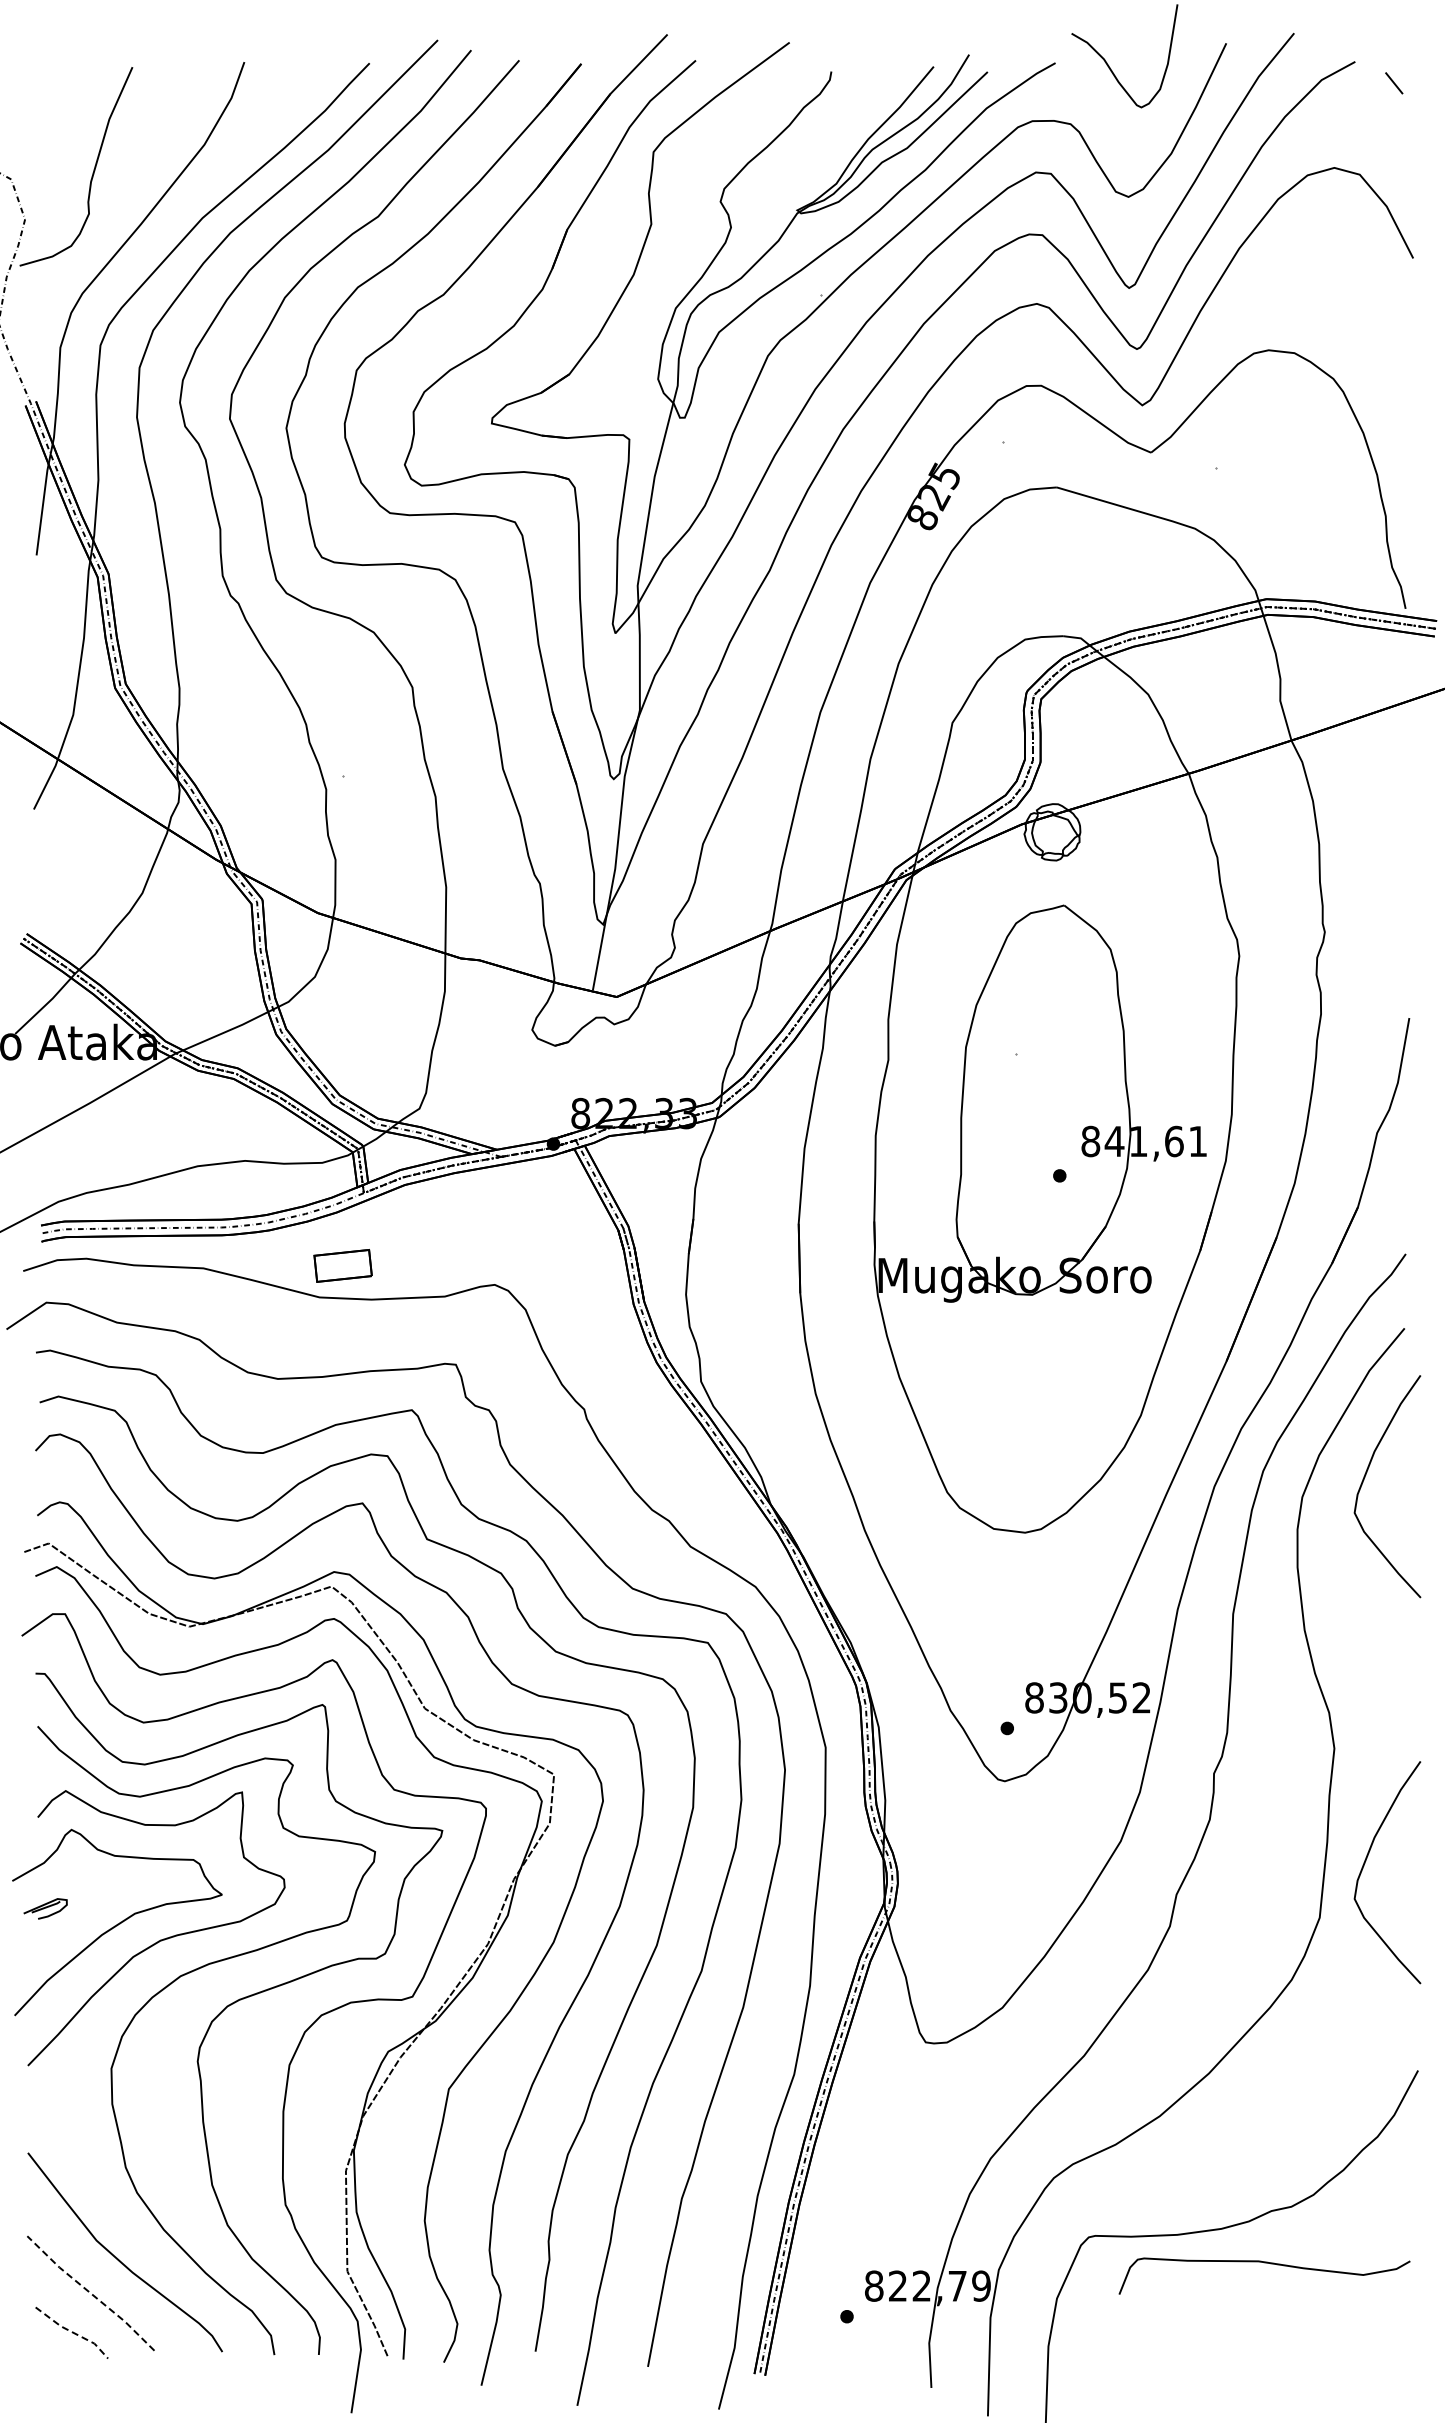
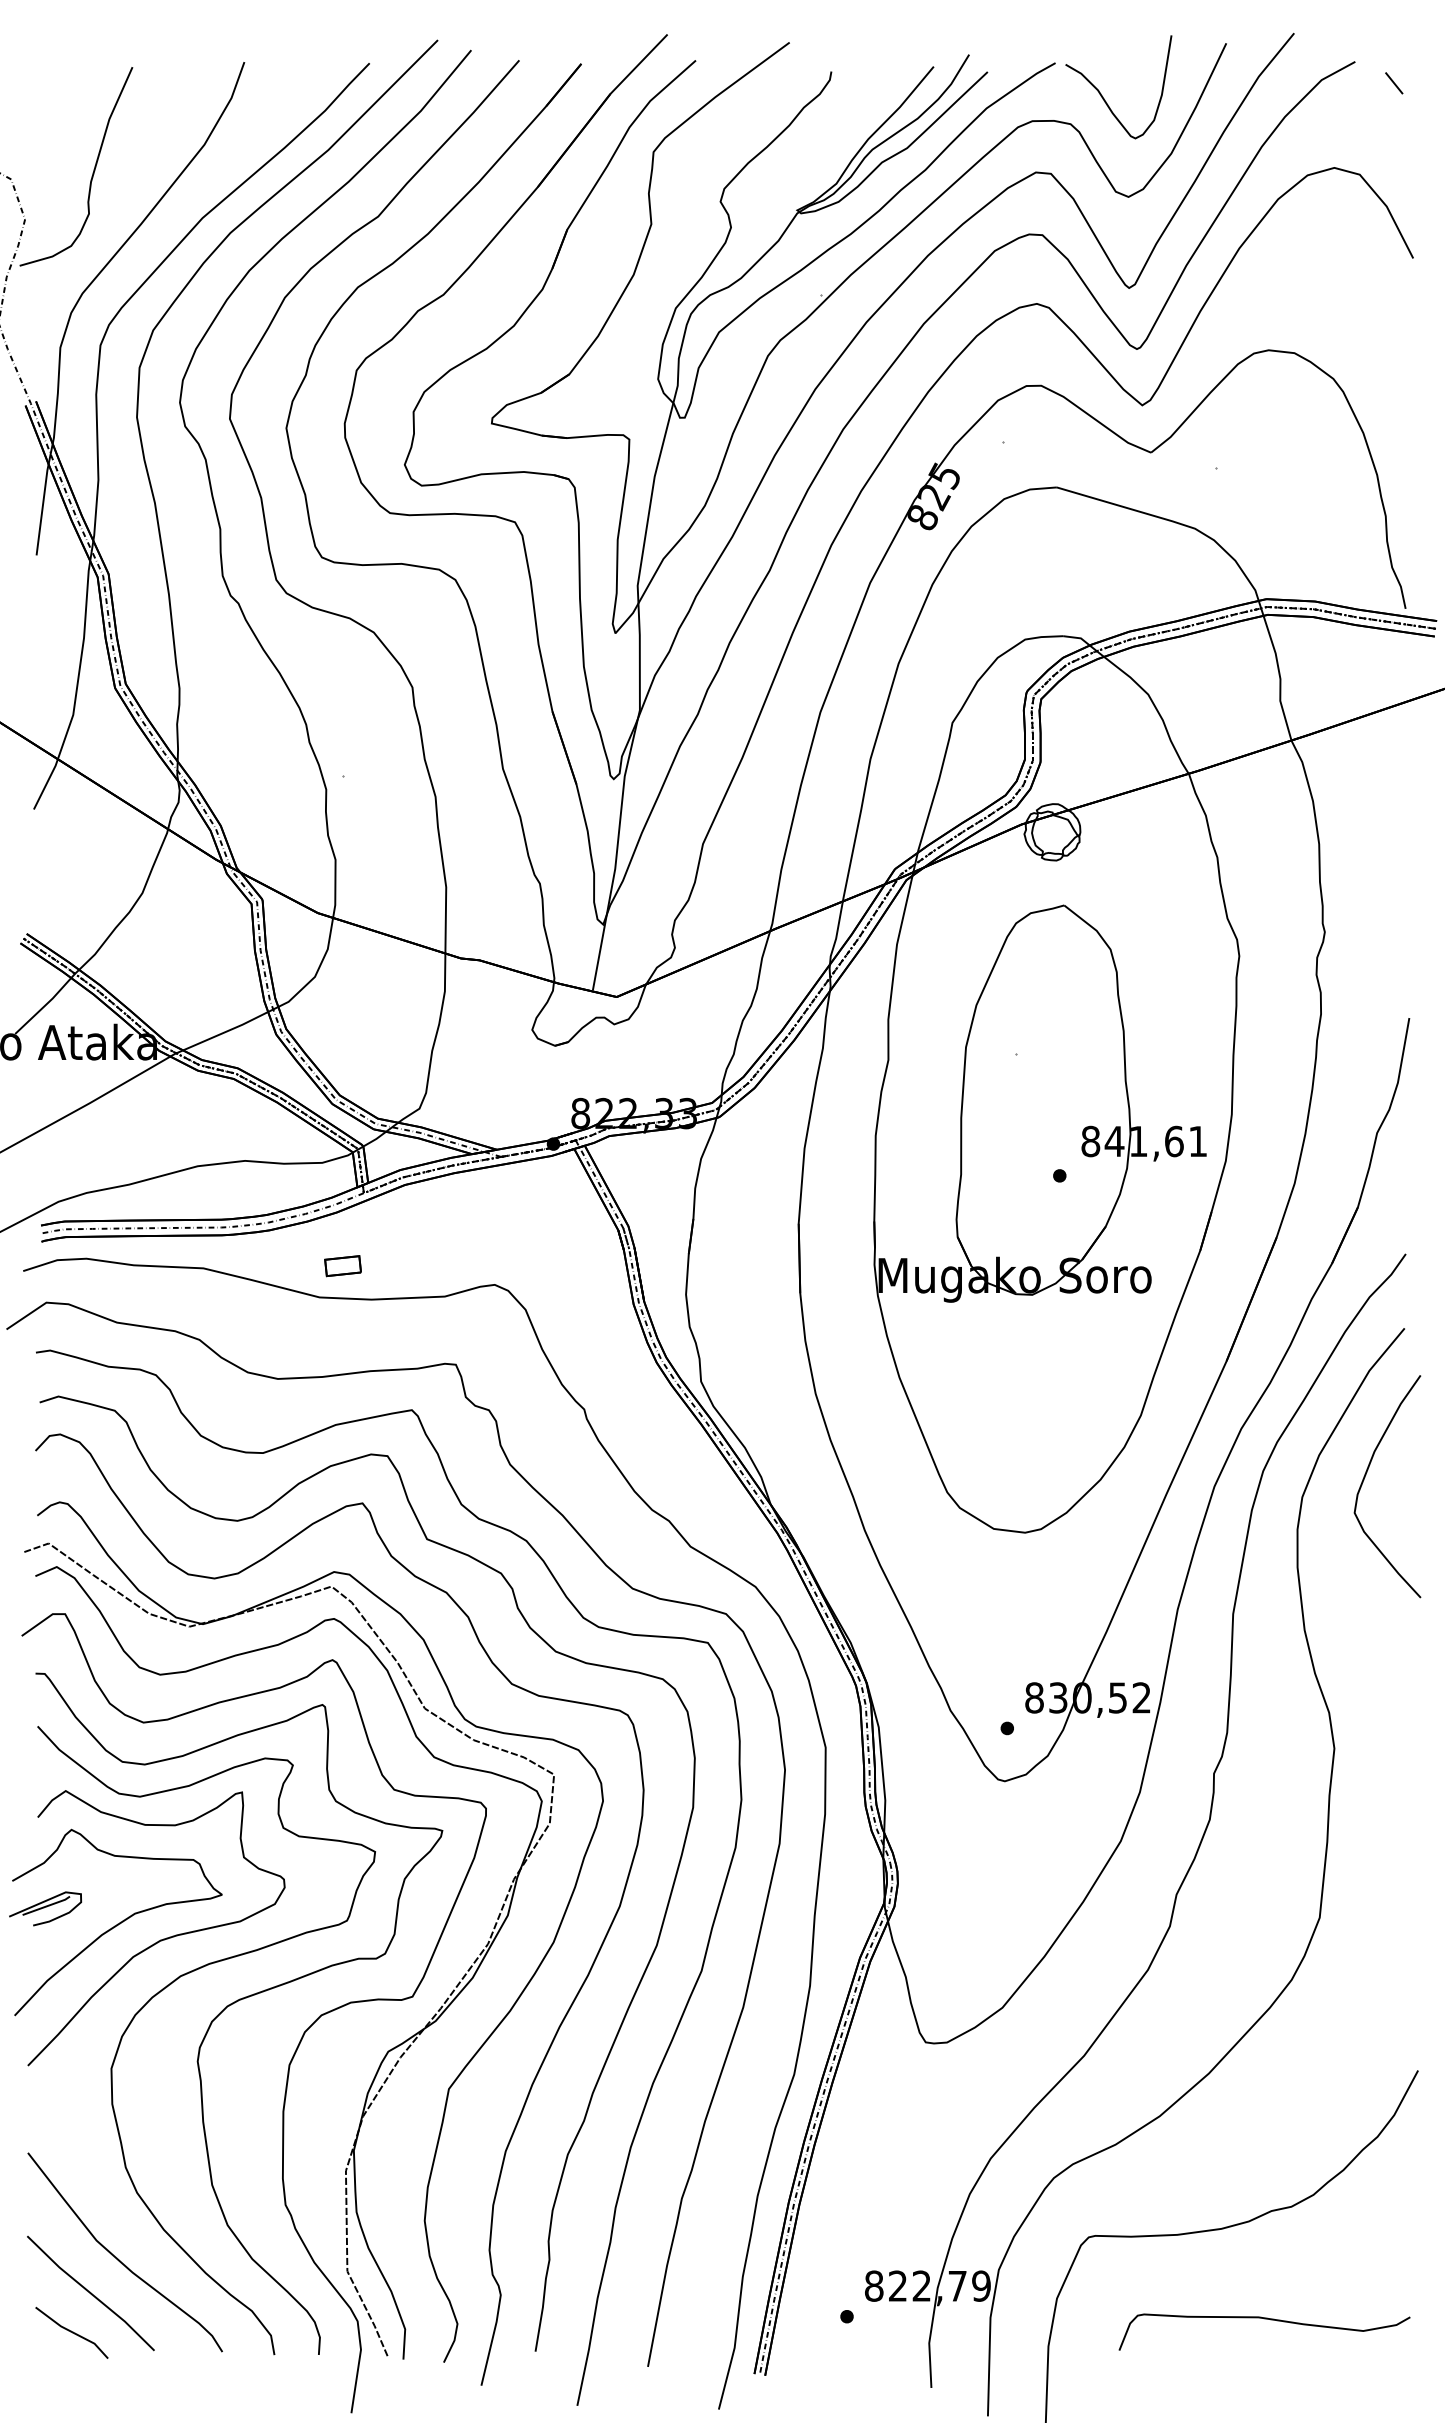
curve position: (1109, 65) -> (1103, 96) (1103, 96)
part size: 60x34 px -> 38x23 px (342, 1266)
curve: present -> none (1366, 1861)
part size: 45x22 px -> 73x36 px (45, 1908)
curve position: (1264, 2263) -> (1264, 2319) (1264, 2319)
line: dashed -> solid (91, 2293)
line: dashed -> solid (73, 2332)
